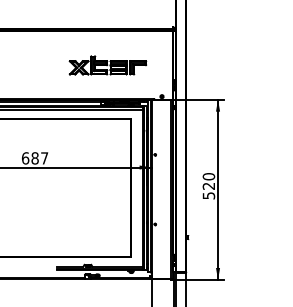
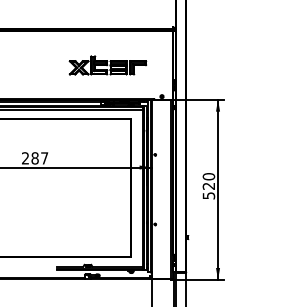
text: 687 -> 287 (25, 158)
